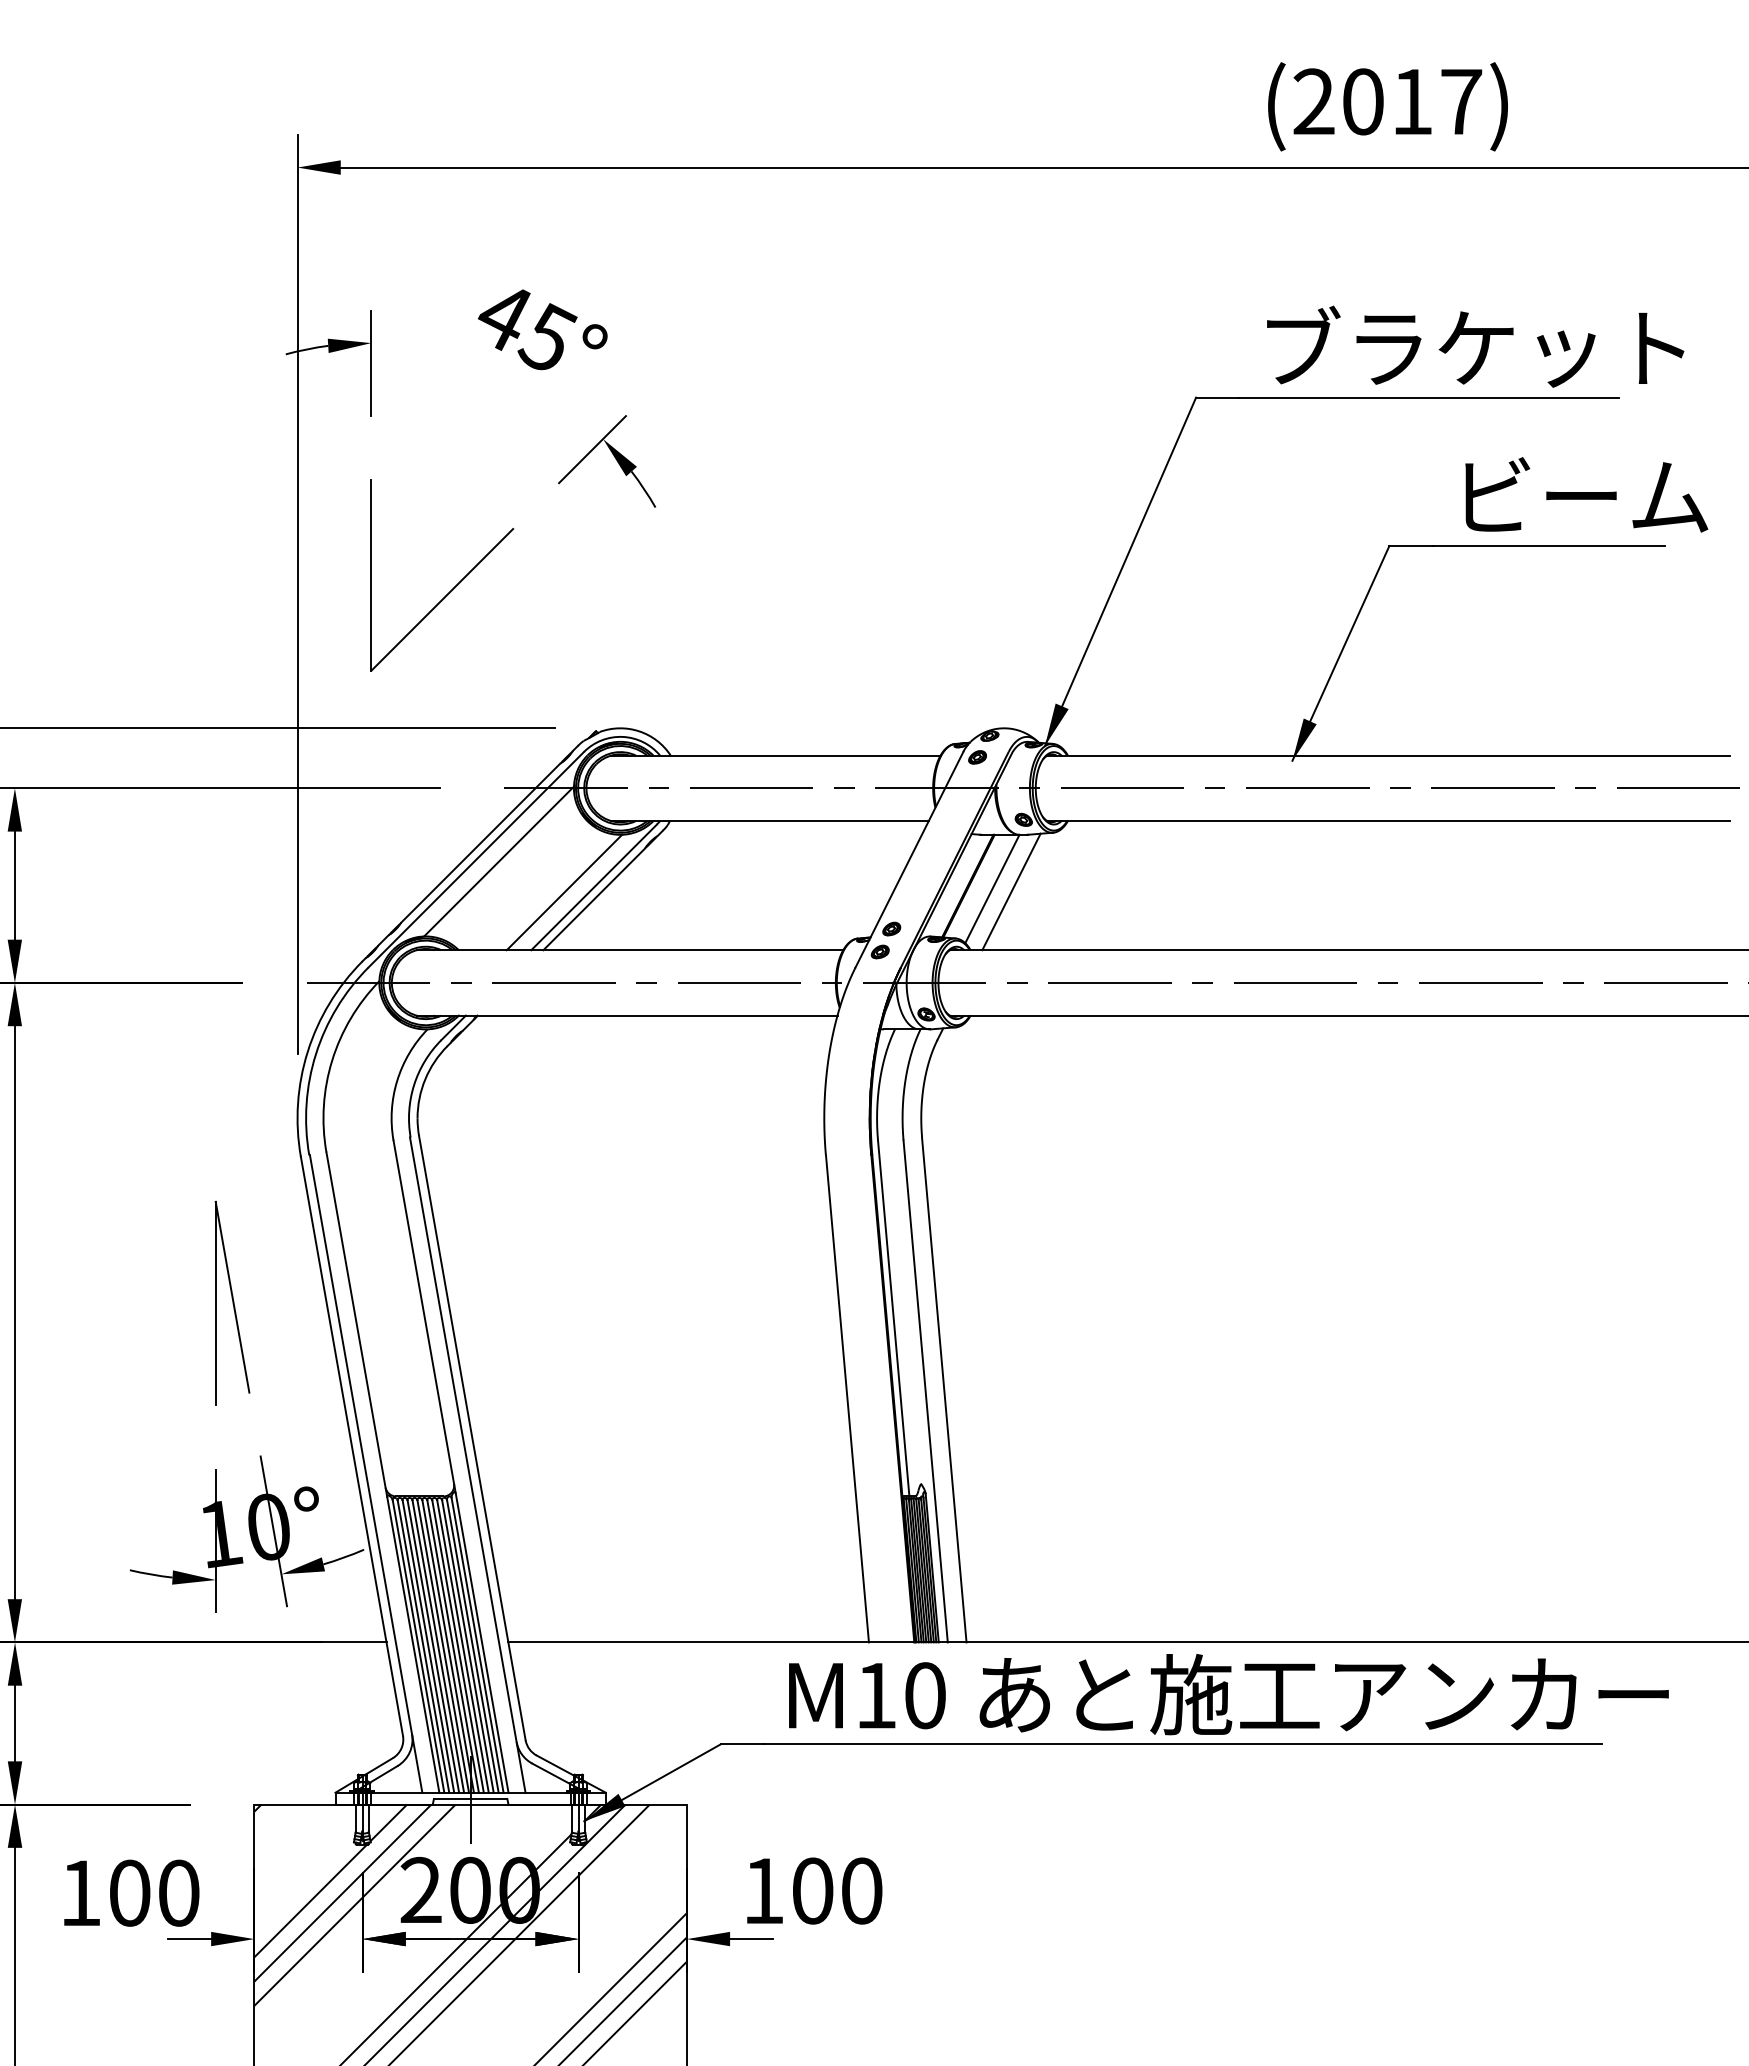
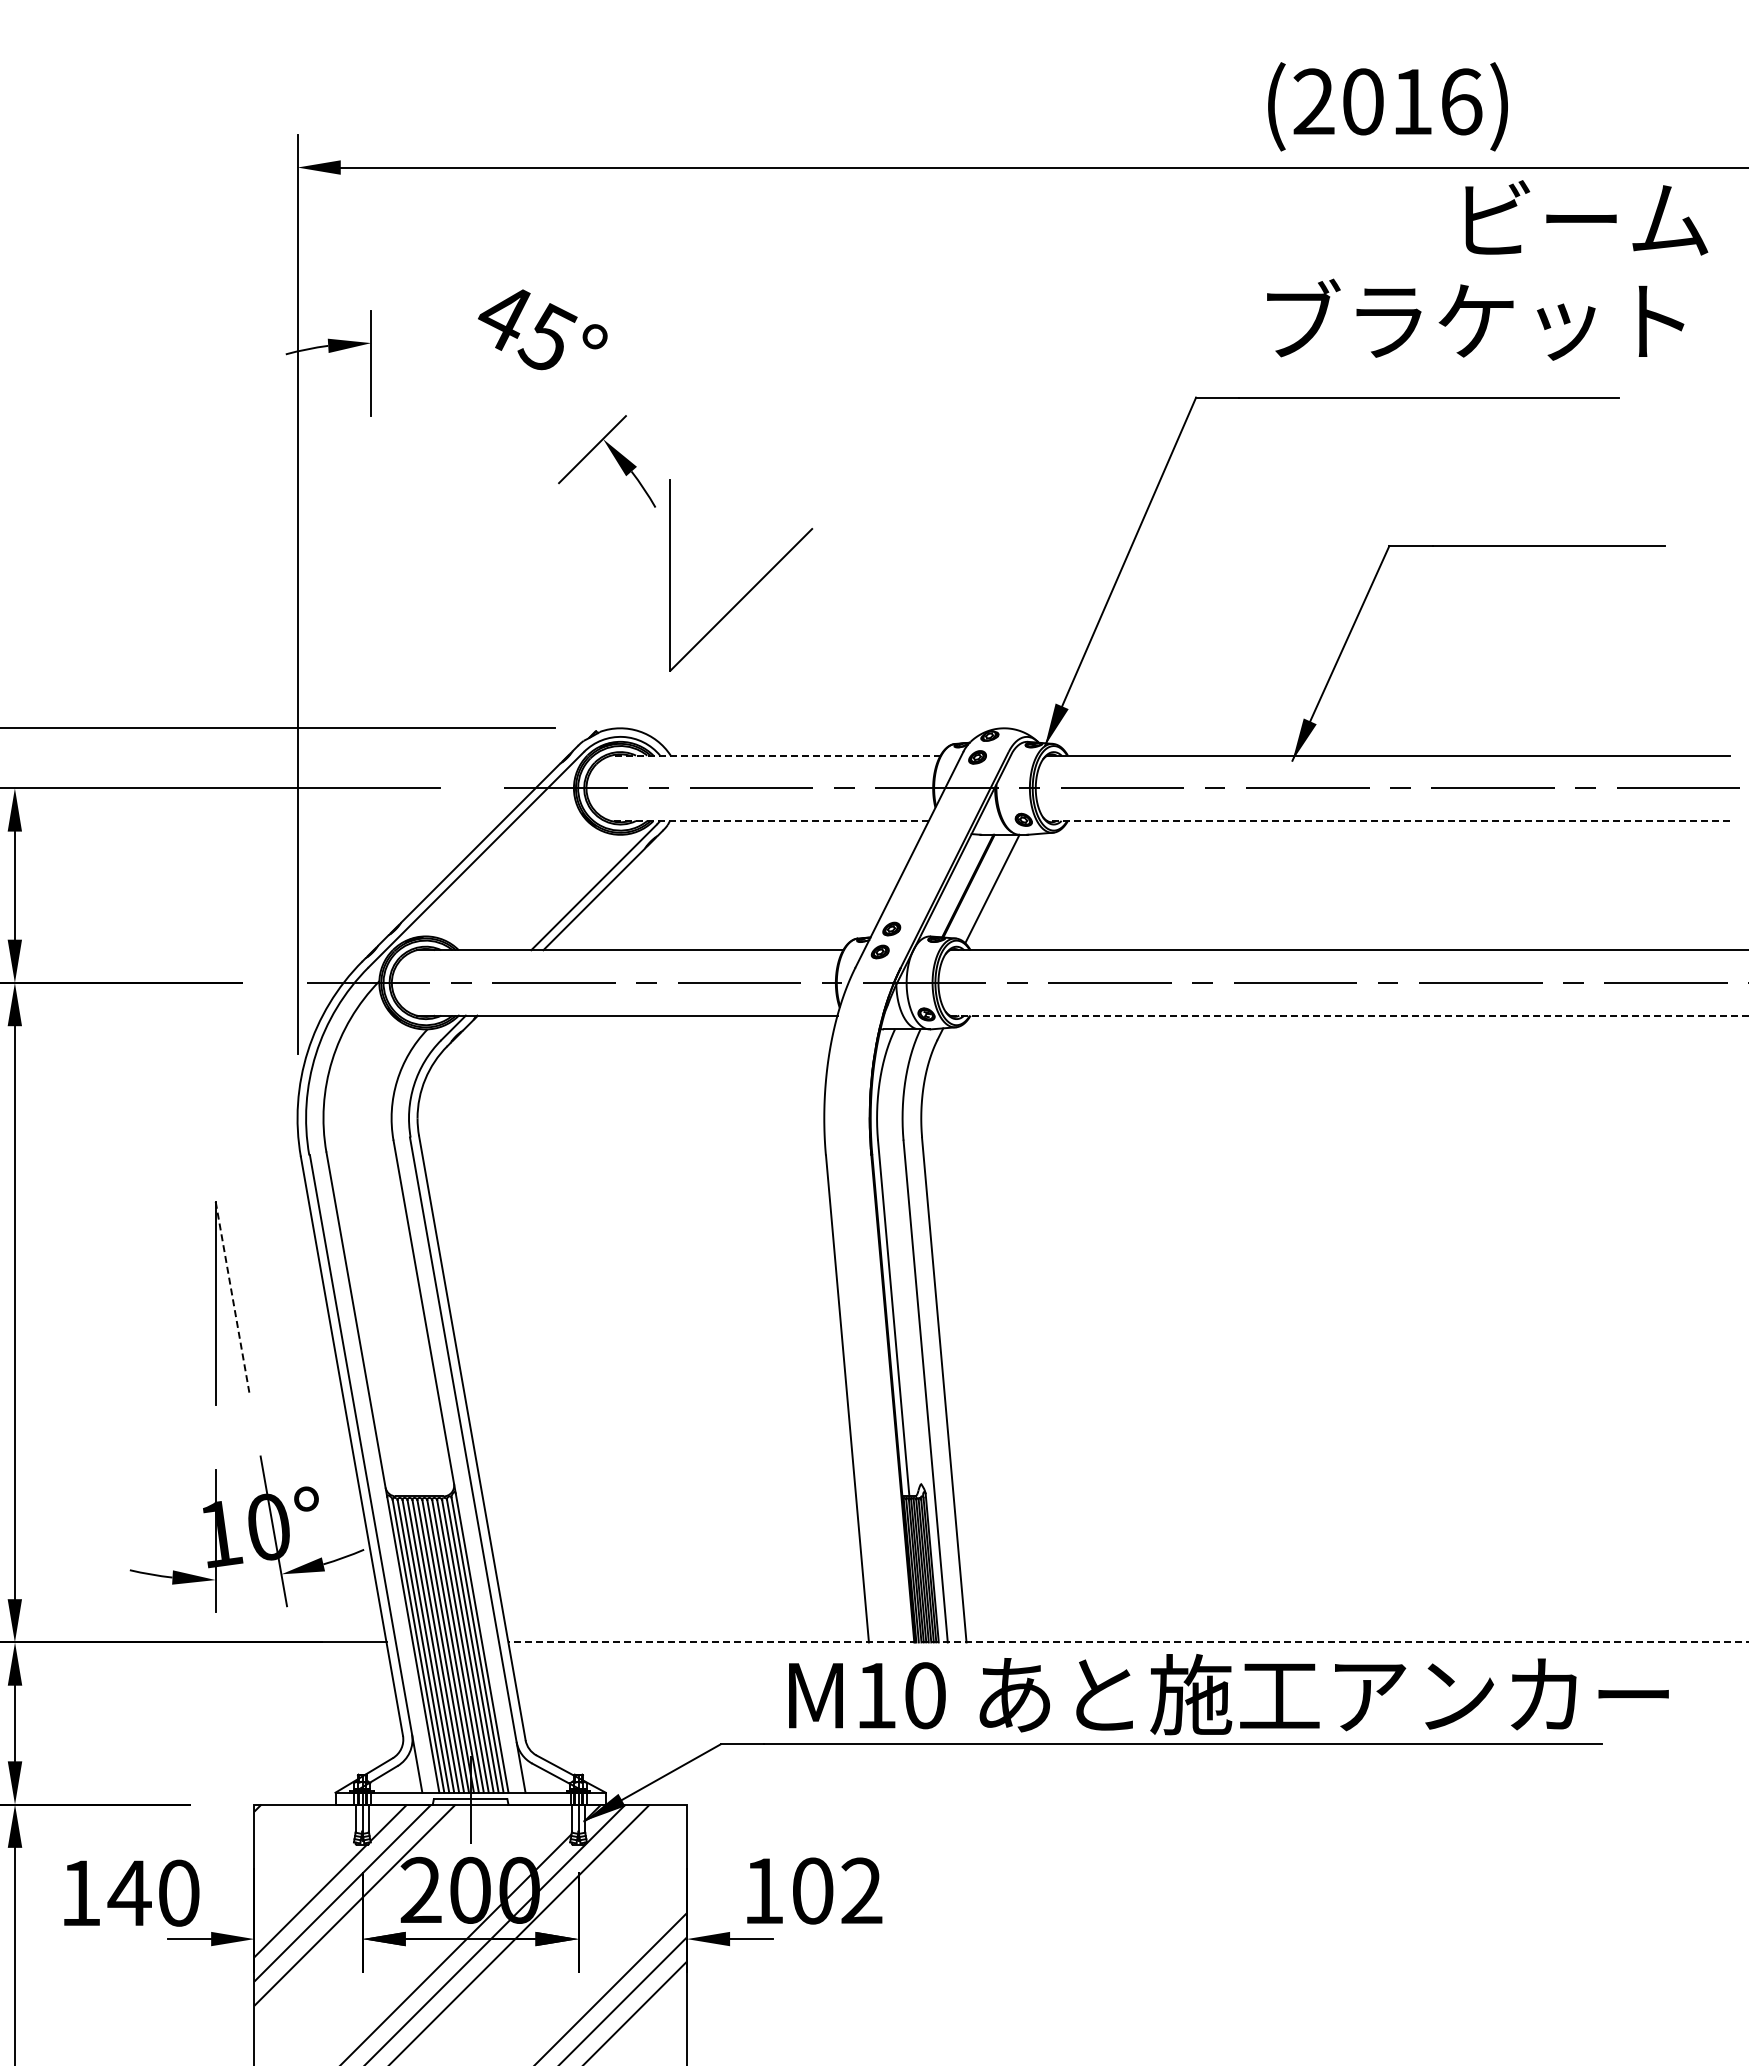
text: (2017) -> (2016) (1461, 101)
text position: (1475, 346) -> (1475, 319) (1475, 319)
text position: (1586, 494) -> (1586, 217) (1586, 217)
part position: (454, 586) -> (753, 586) (753, 586)
line: solid -> dashed (775, 755)
line: solid -> dashed (770, 821)
line: solid -> dashed (1388, 821)
line: present -> none (498, 861)
line: present -> none (1011, 891)
line: present -> none (564, 892)
line: solid -> dashed (1348, 1015)
line: solid -> dashed (232, 1297)
line: solid -> dashed (1128, 1642)
text: 100 -> 102 (861, 1890)
text: 100 -> 140 (129, 1892)
